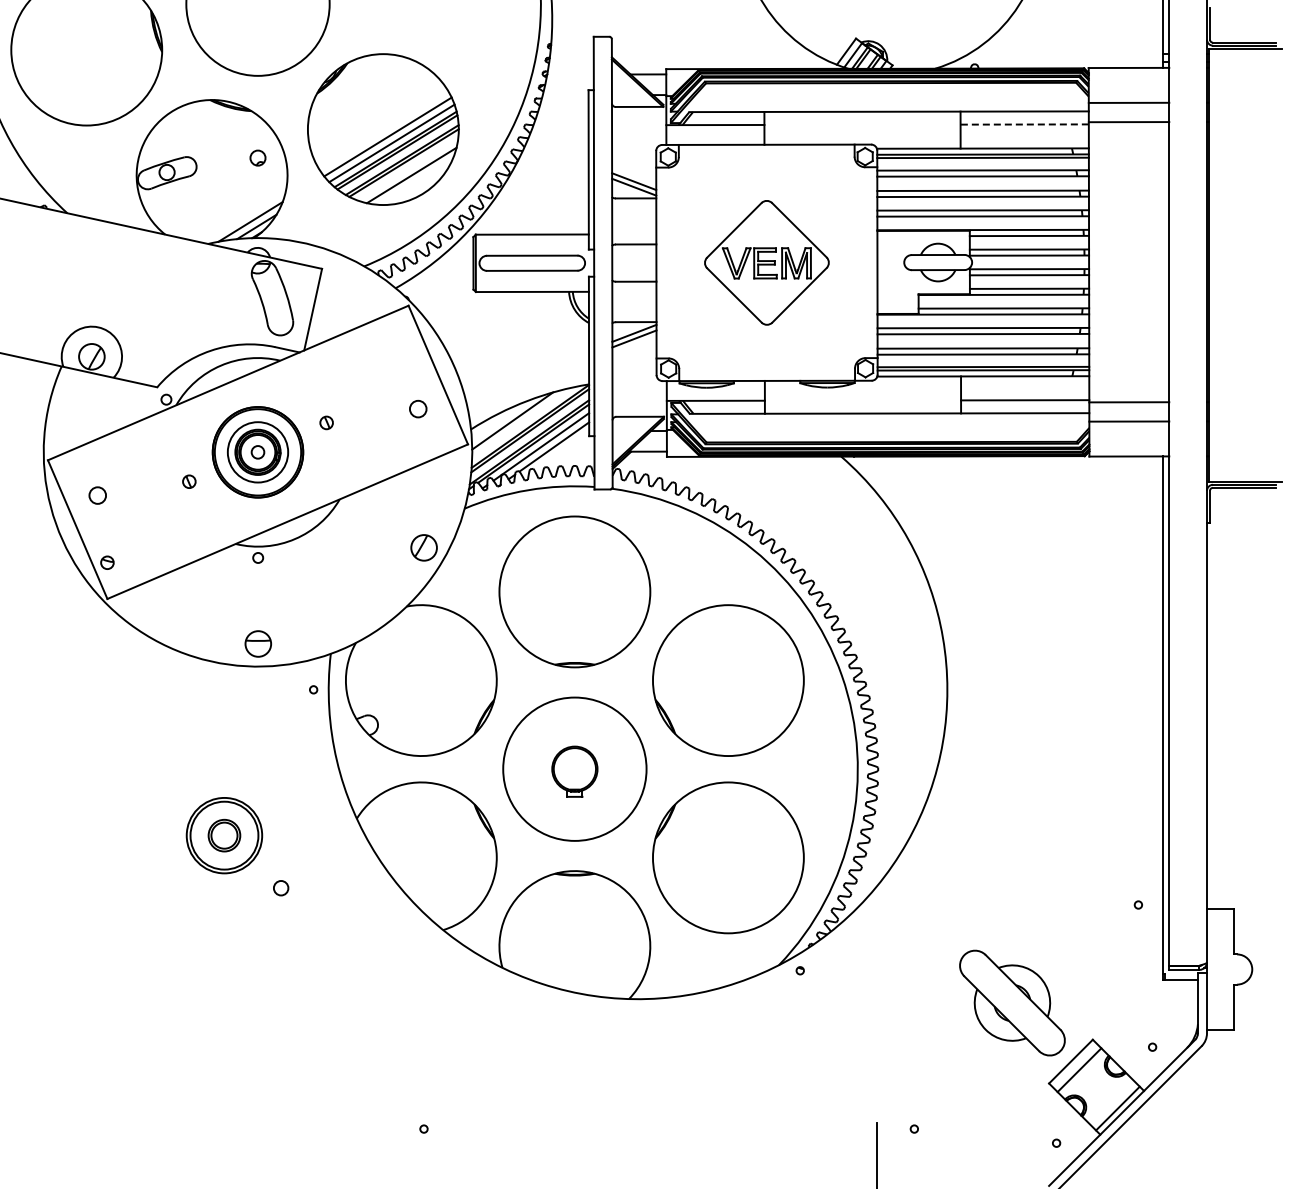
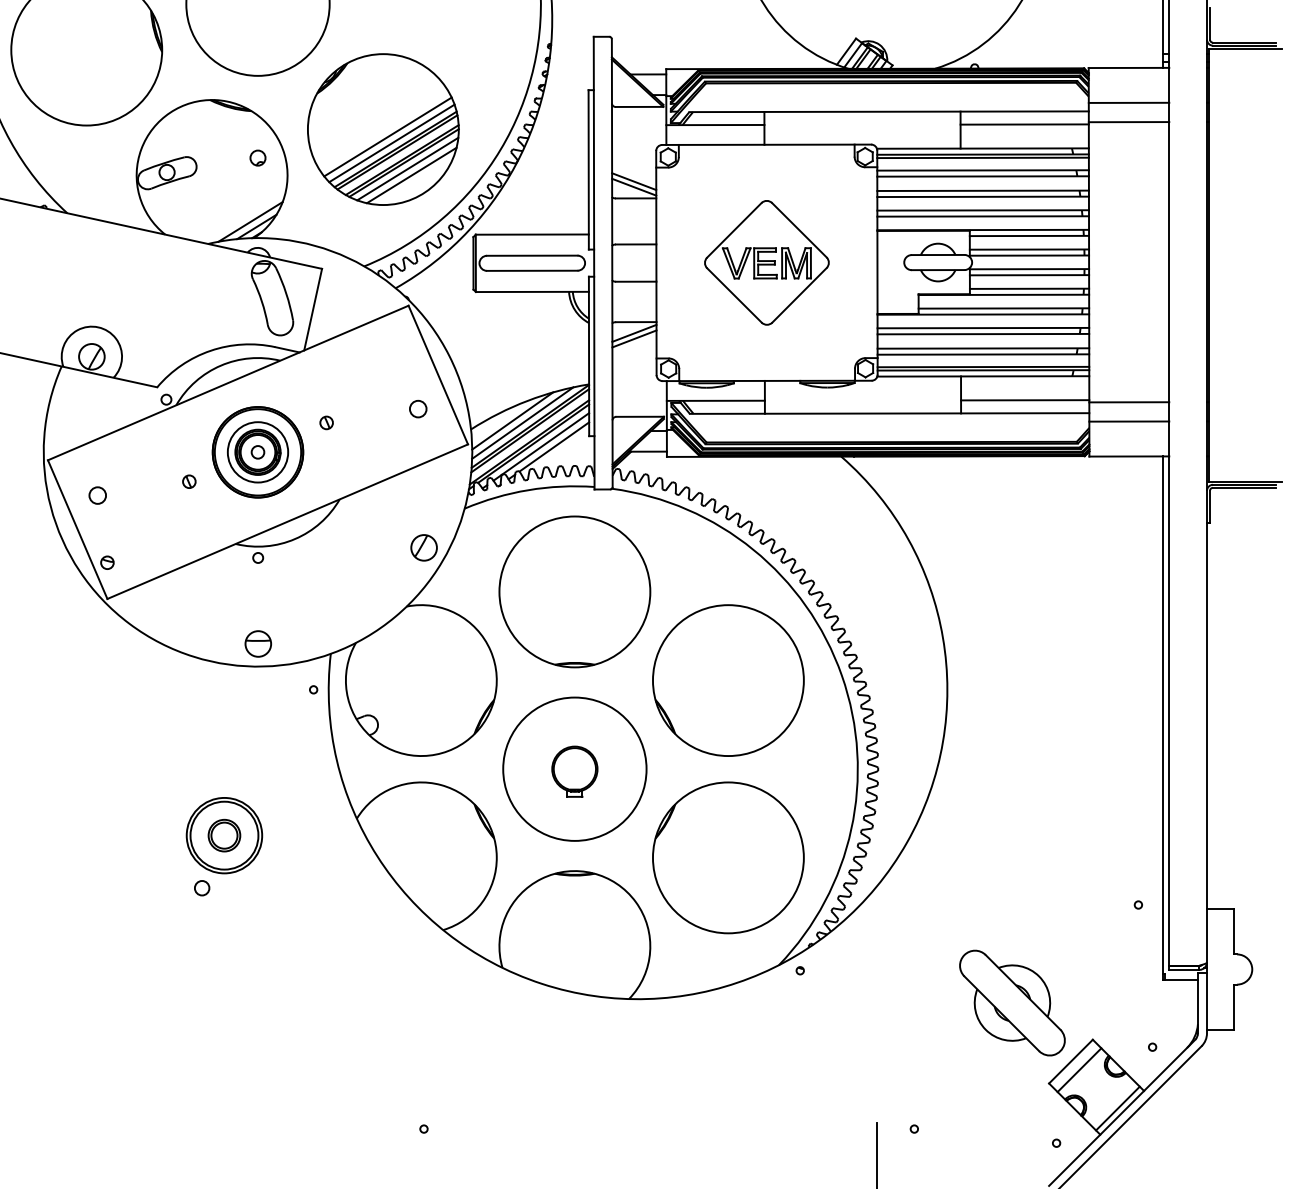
line: dashed -> solid (1024, 124)
line: none -> present (407, 168)
line: none -> present (522, 422)
circle position: (281, 888) -> (202, 888) (202, 888)
